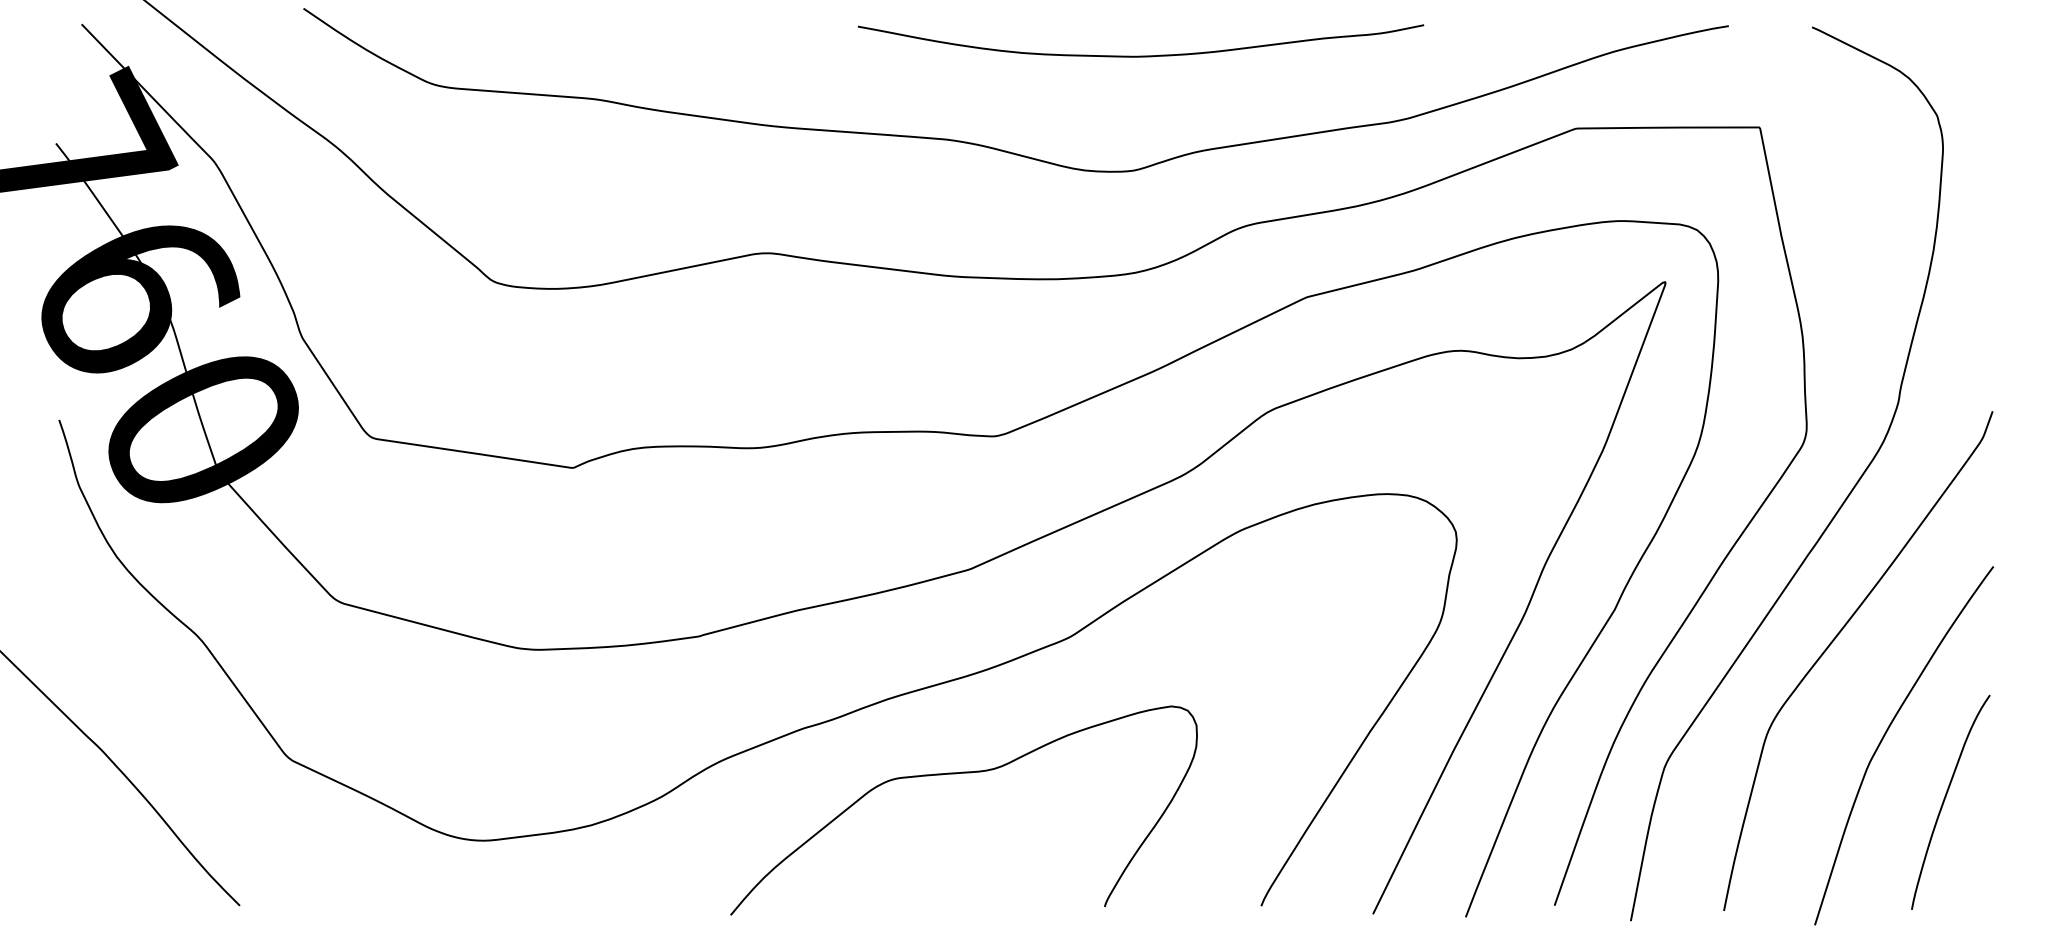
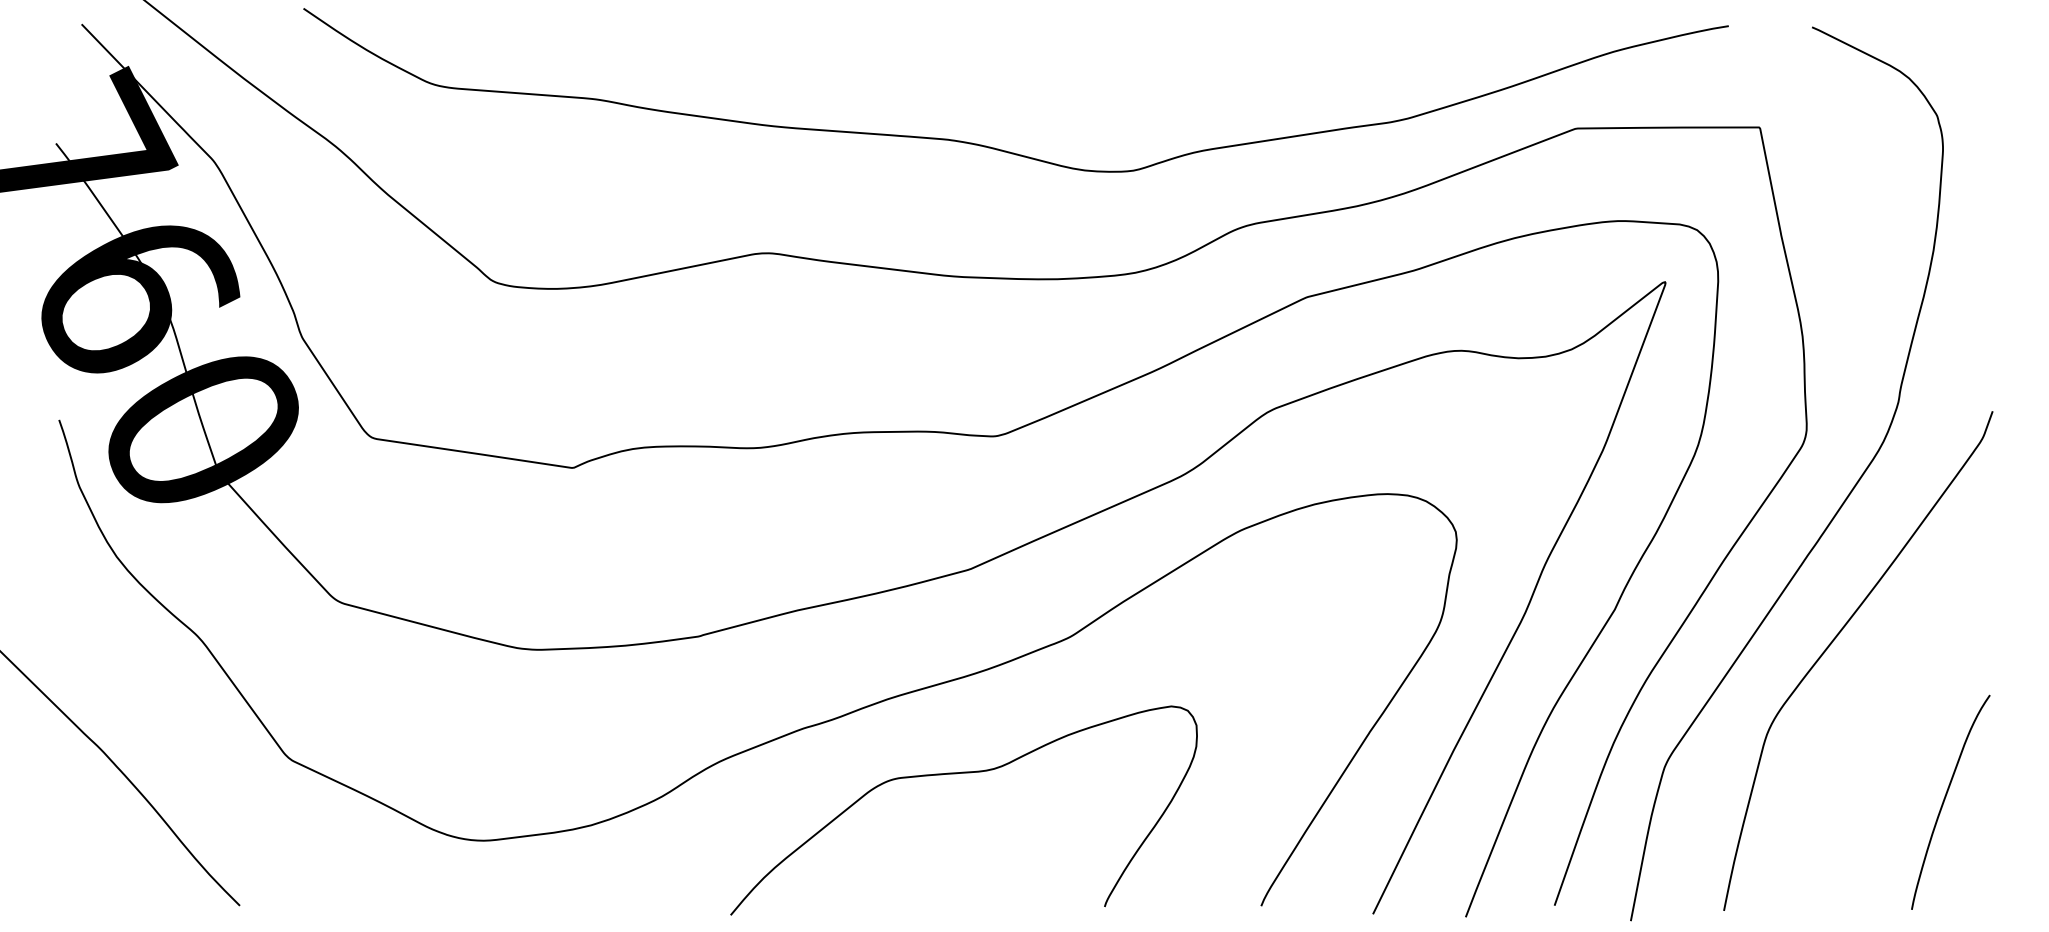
curve: present -> none (1140, 55)
curve: present -> none (1887, 732)
